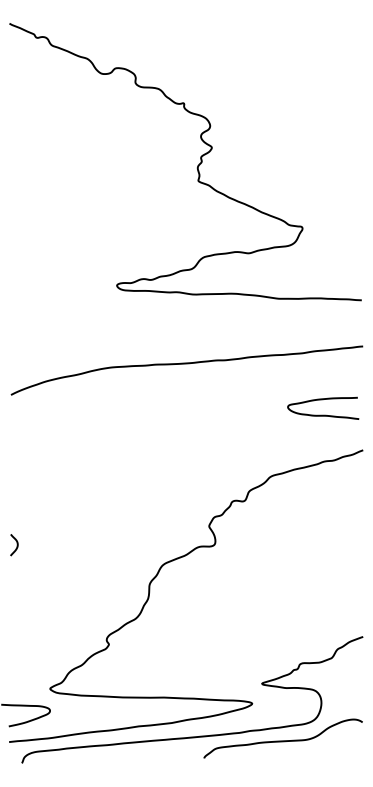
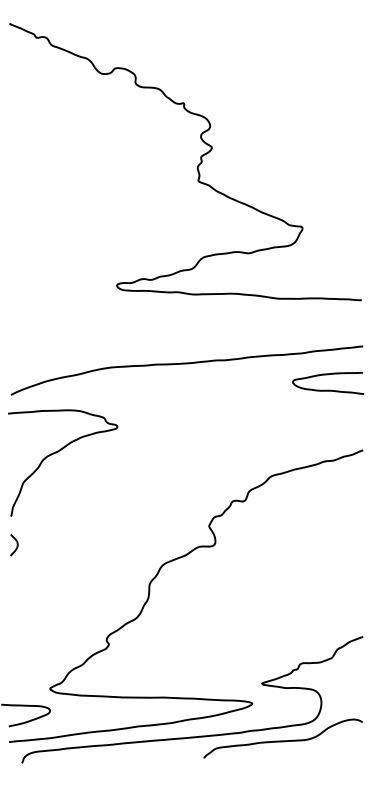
curve position: (323, 400) -> (328, 375) (328, 375)
part: none -> present (58, 452)
